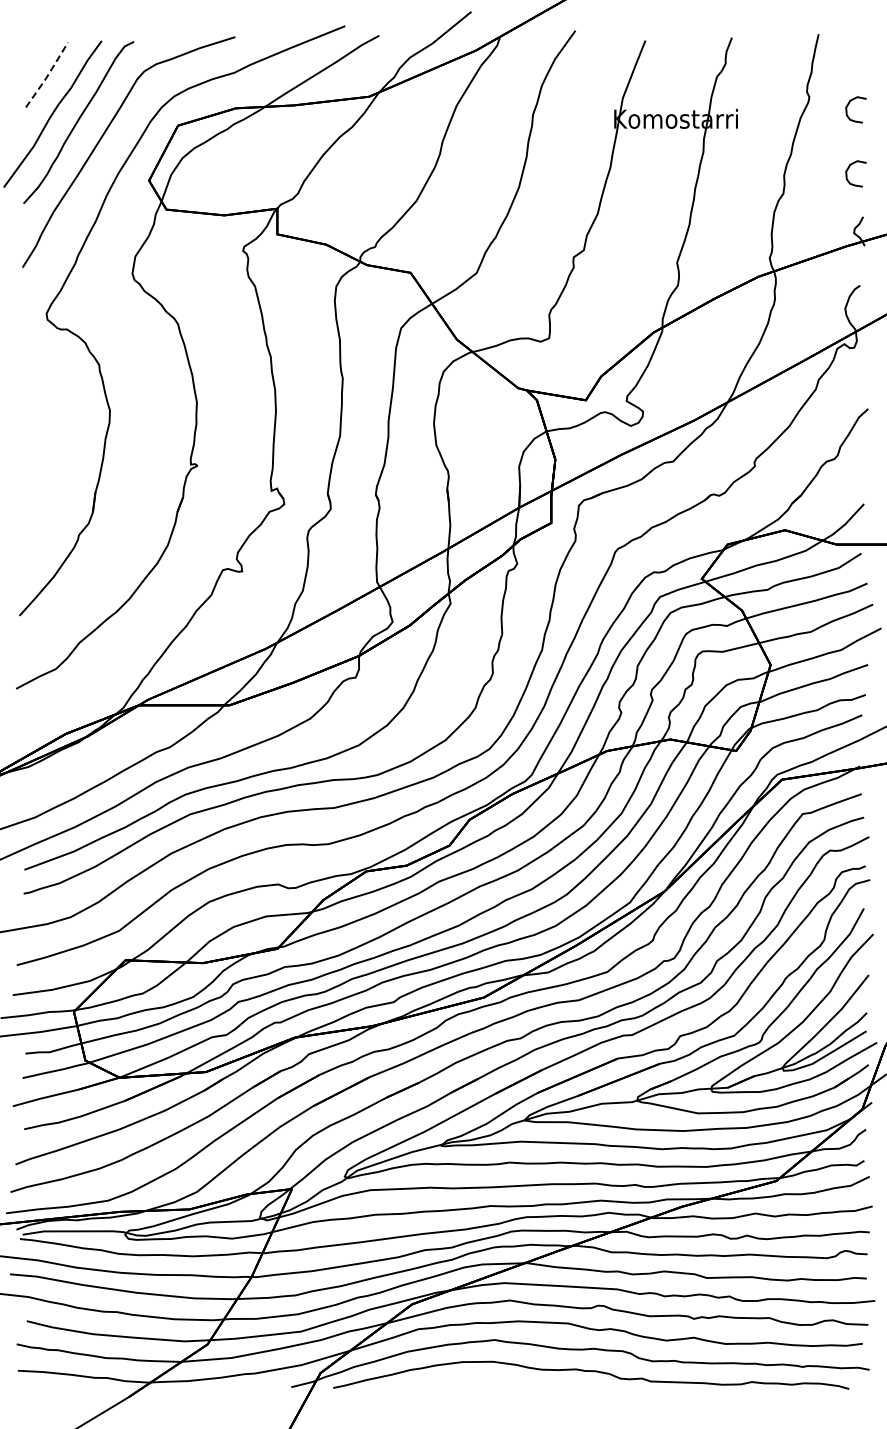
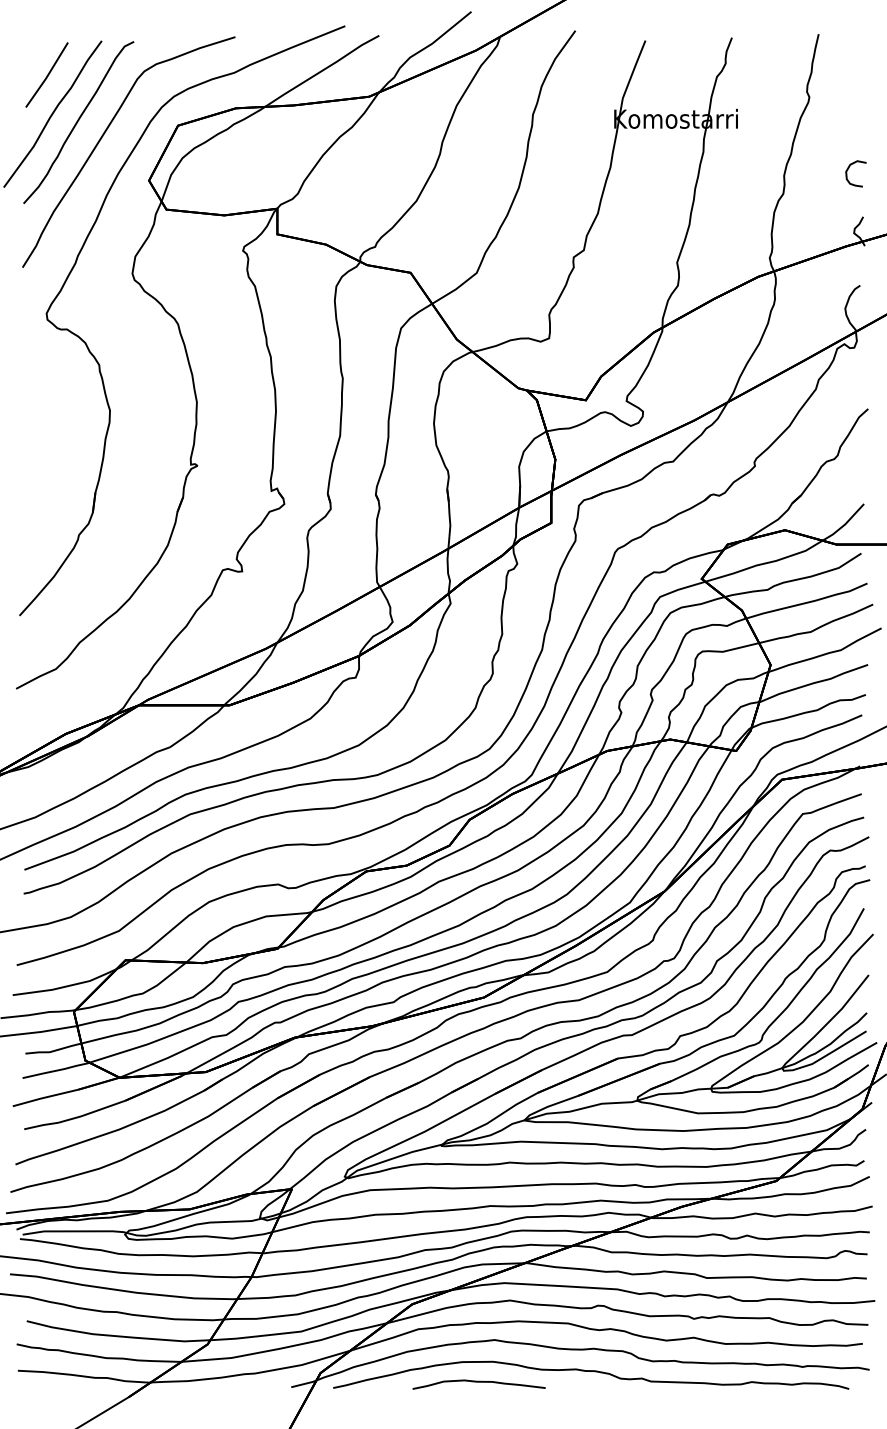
line: dashed -> solid (47, 76)
curve: present -> none (849, 104)
curve: none -> present (478, 1382)
